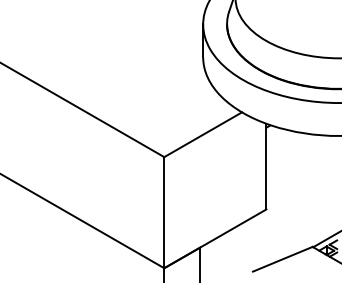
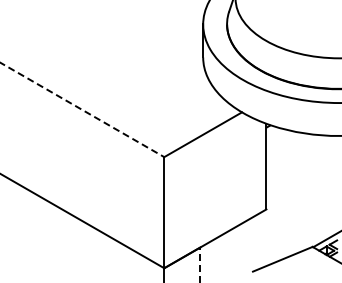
line: solid -> dashed (82, 110)
line: solid -> dashed (200, 264)
